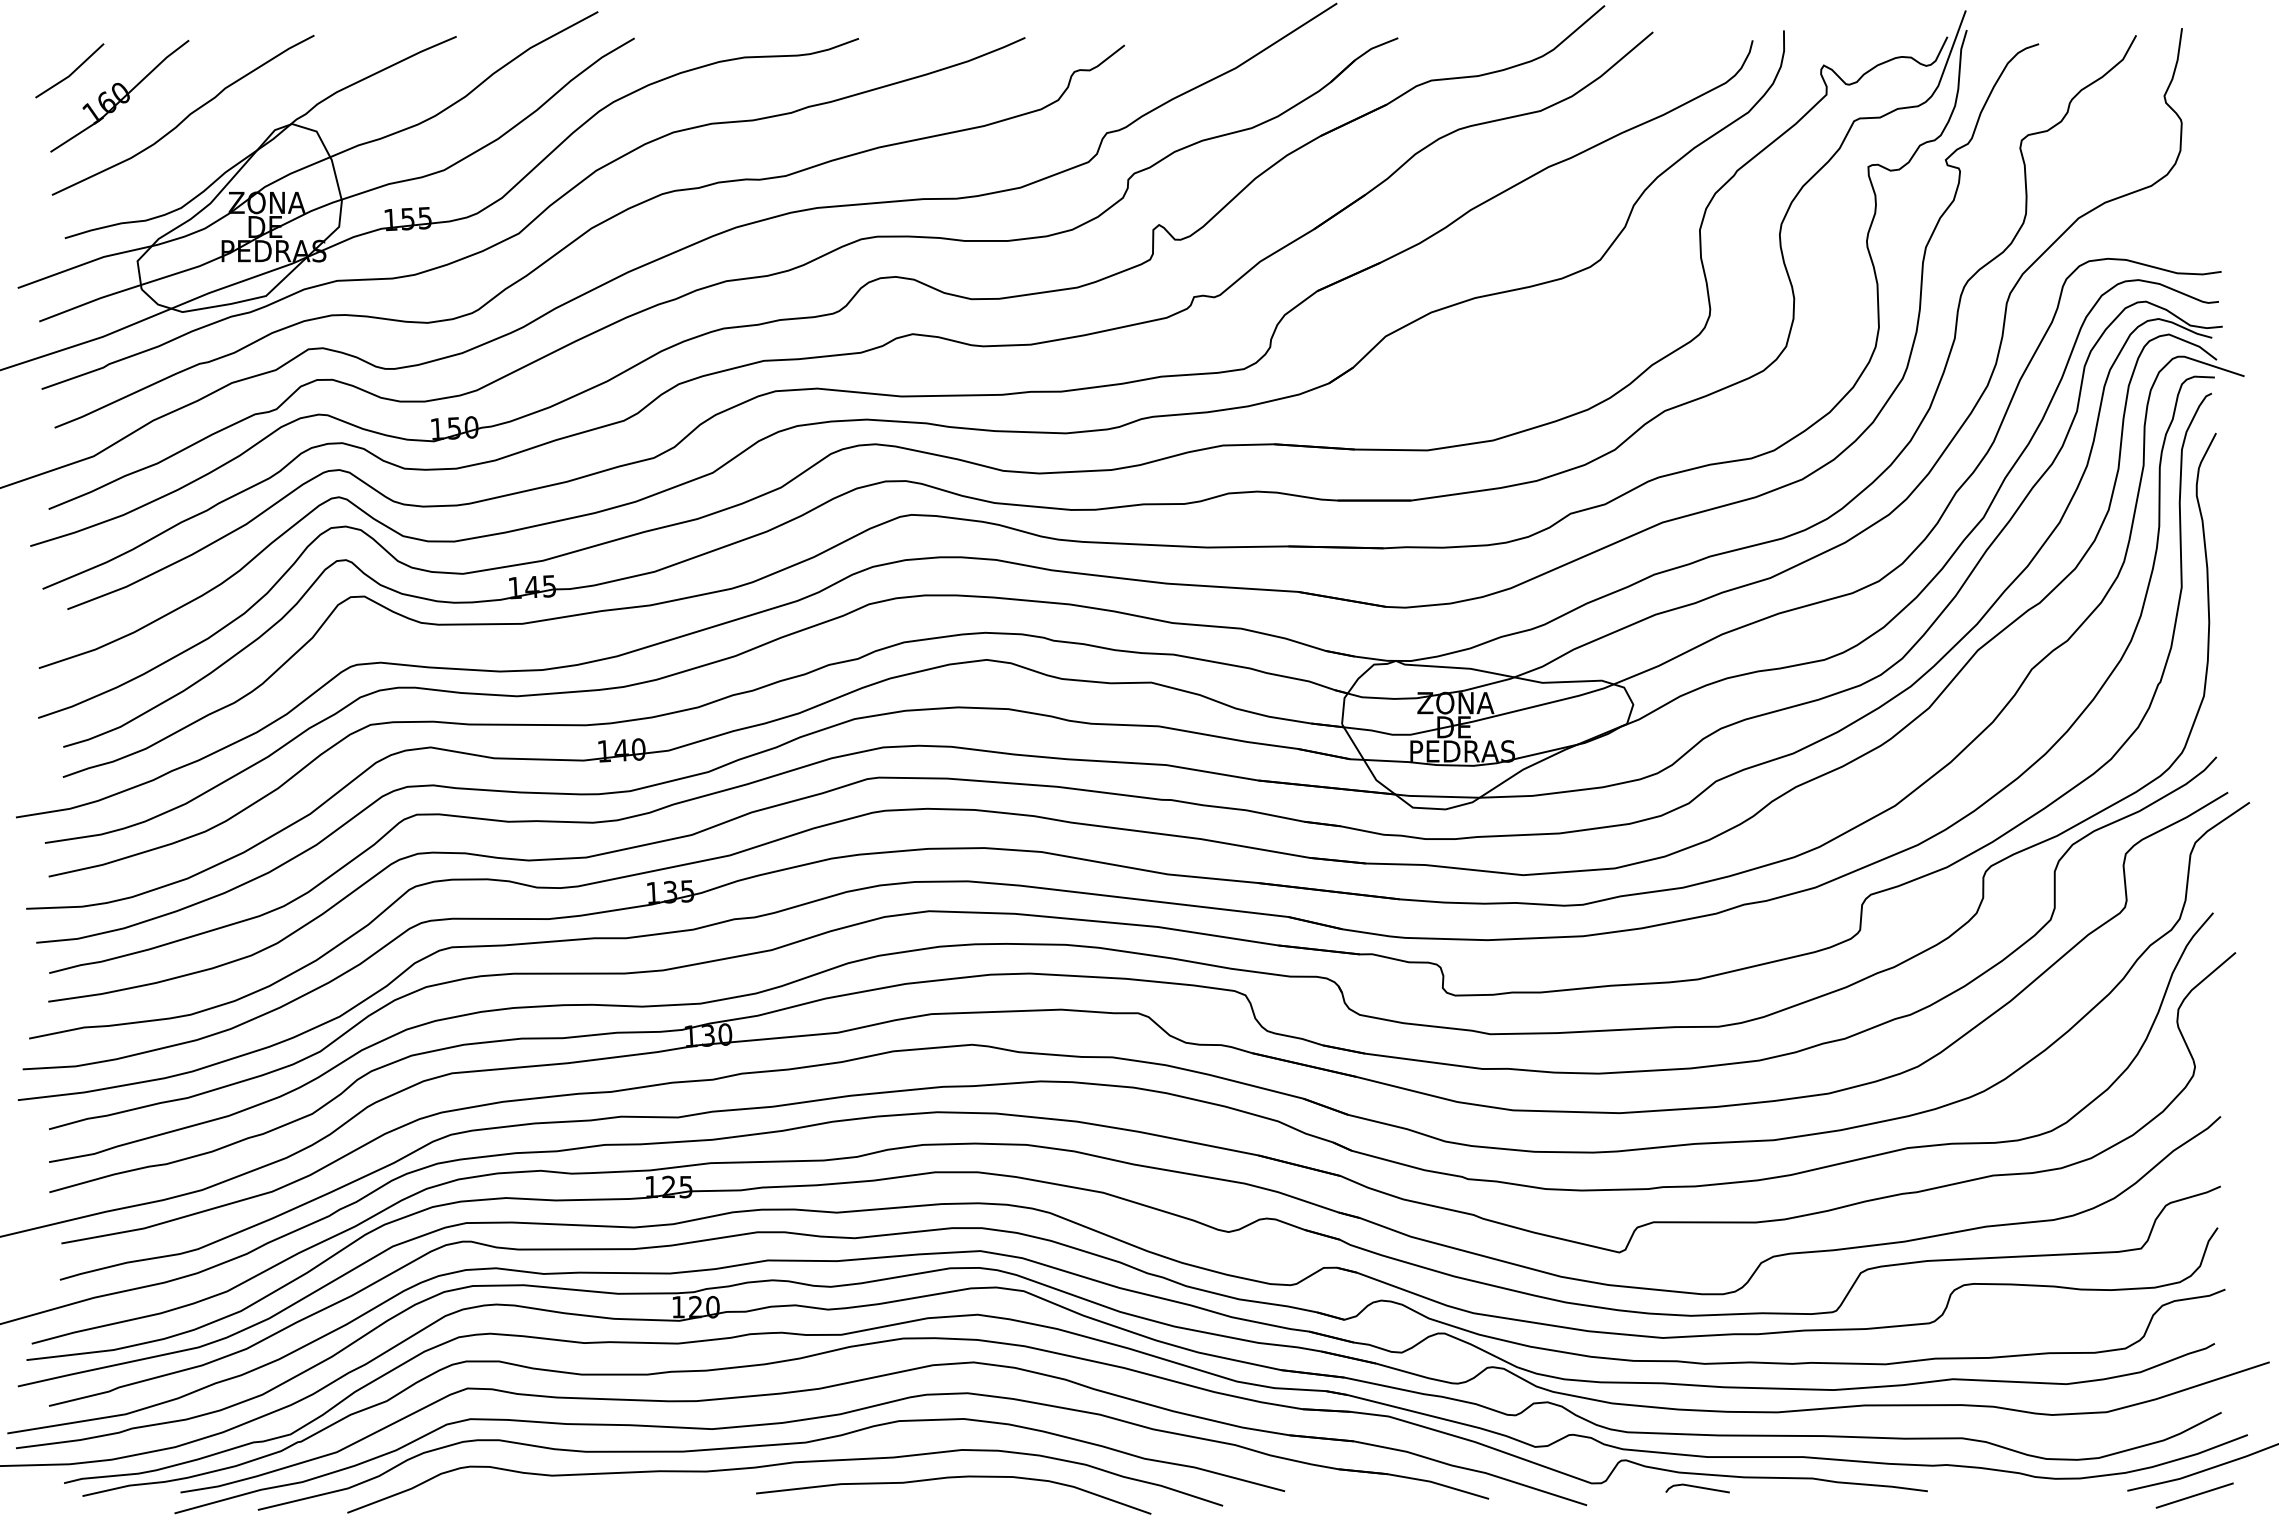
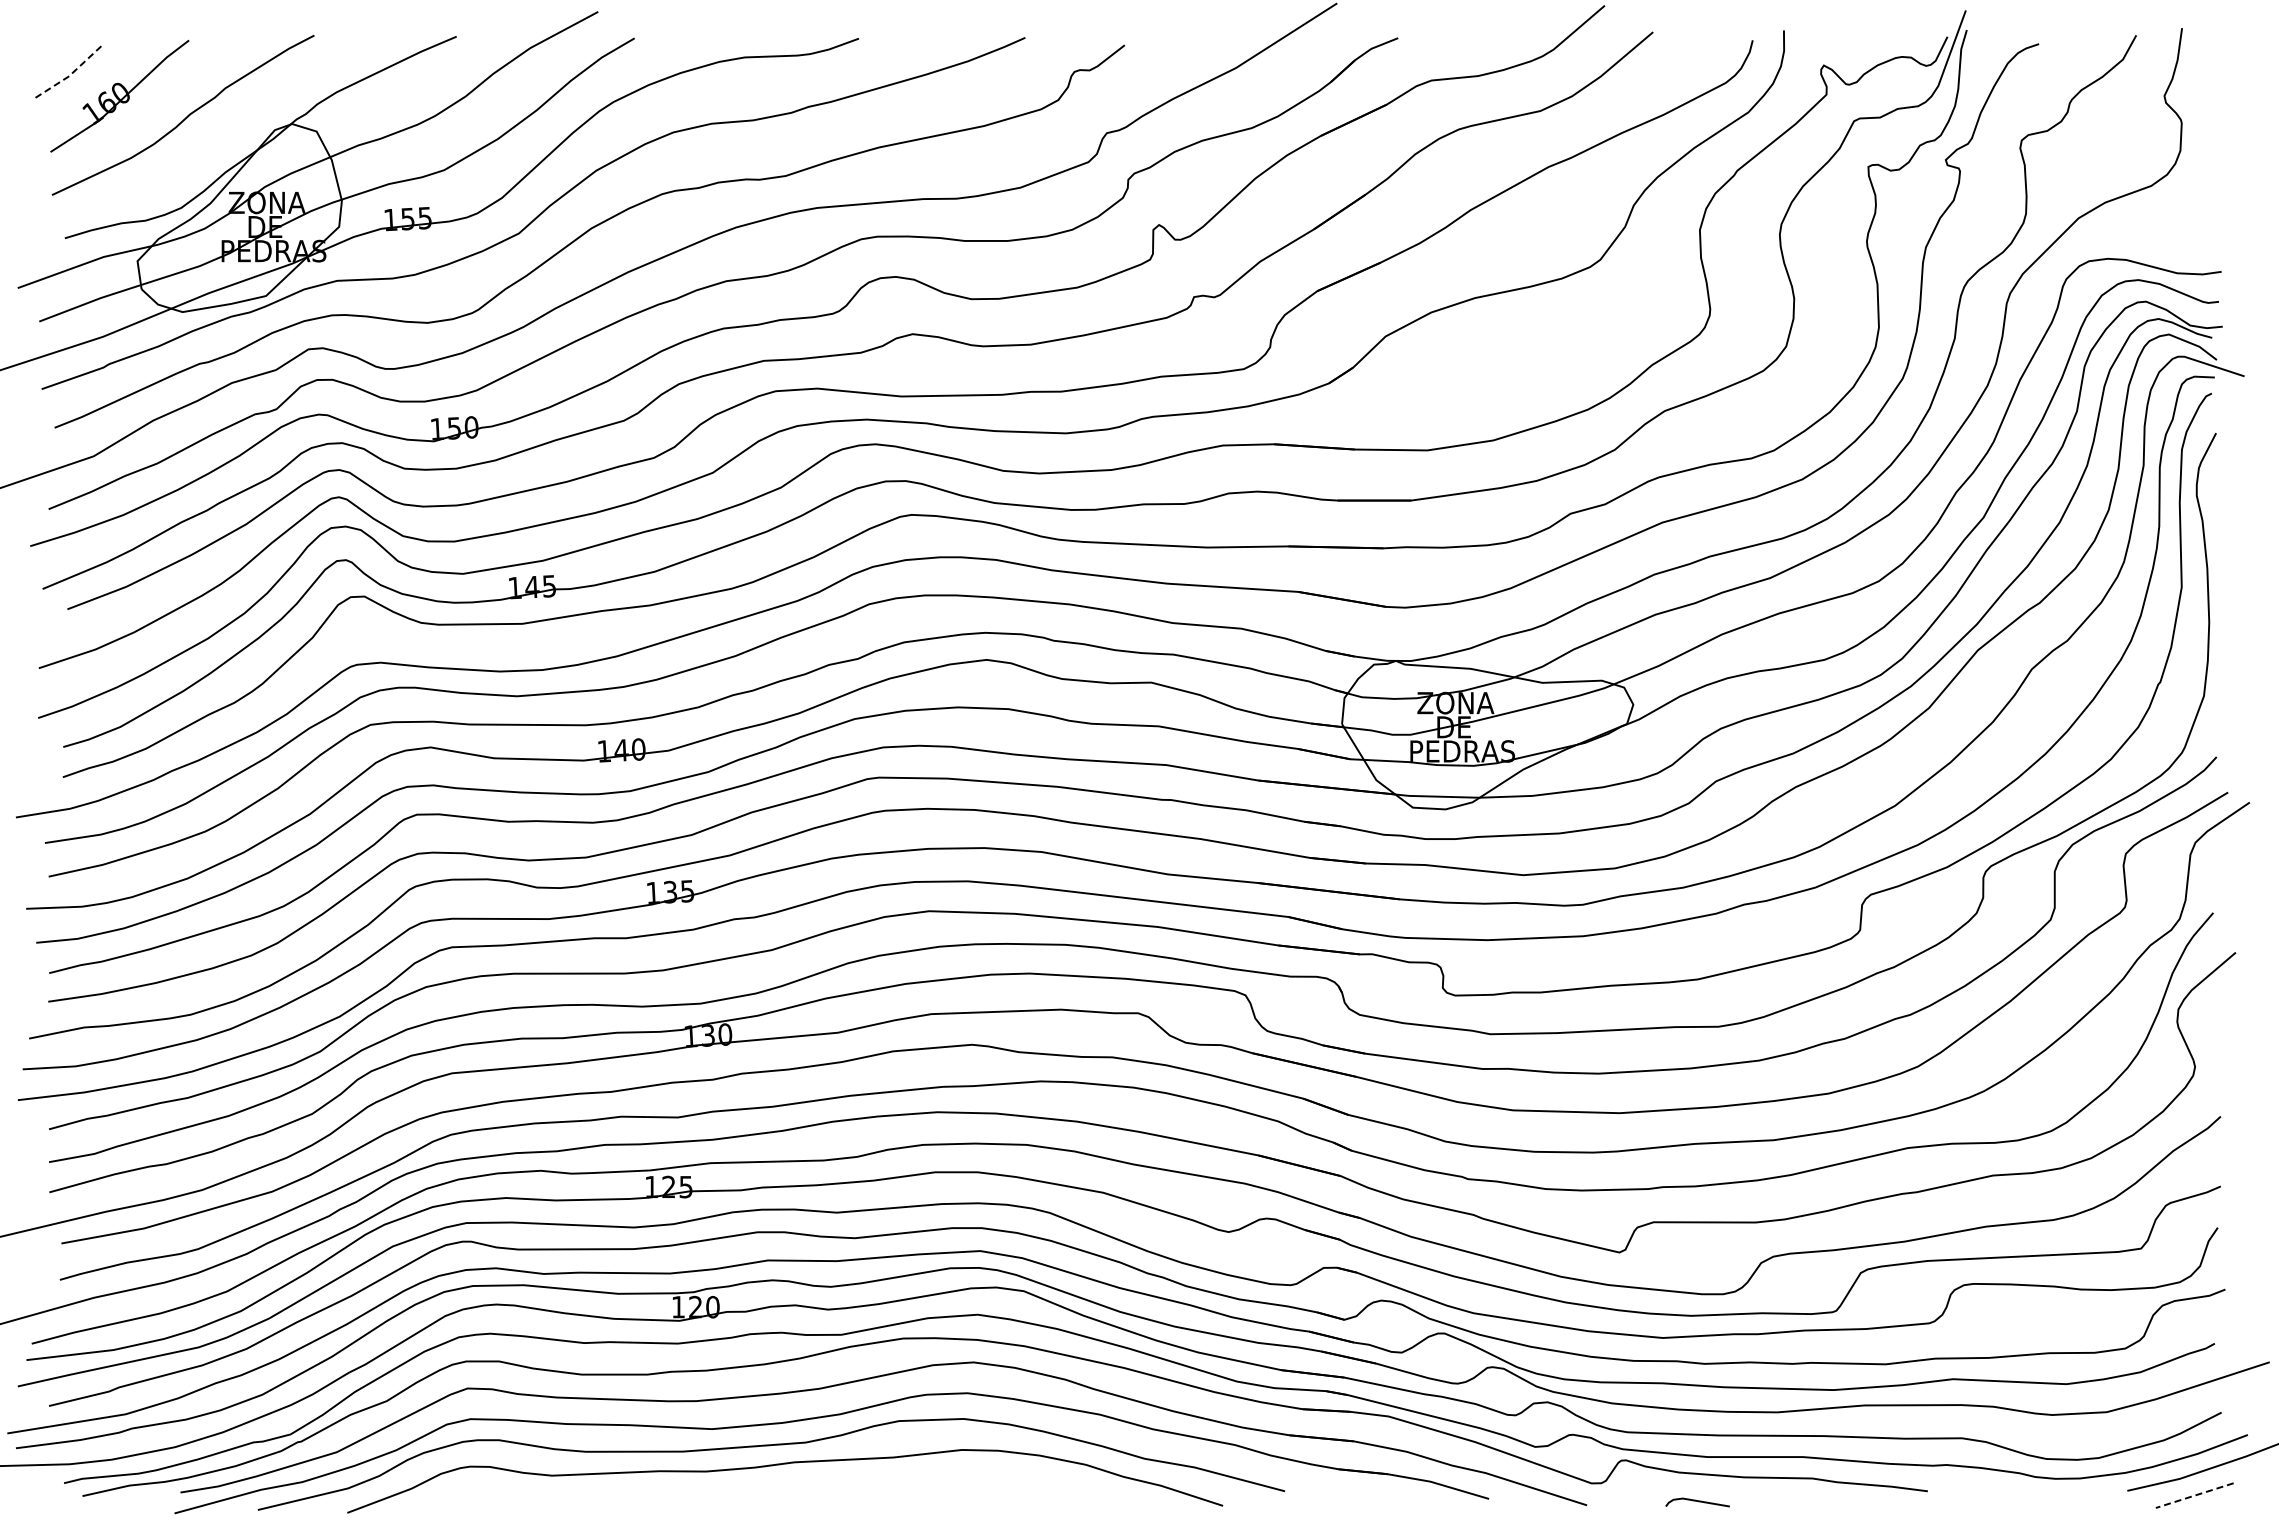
line: solid -> dashed (71, 73)
curve: present -> none (953, 1478)
line position: (1697, 1487) -> (1697, 1501) (1697, 1501)
line: solid -> dashed (2194, 1495)
